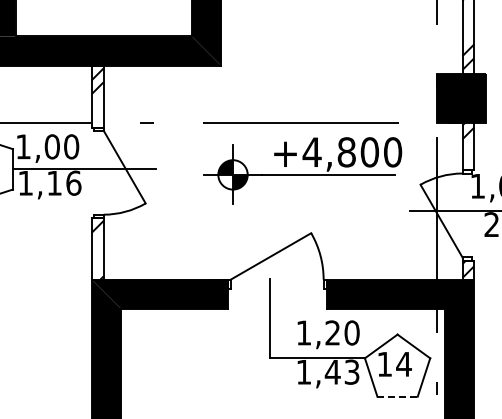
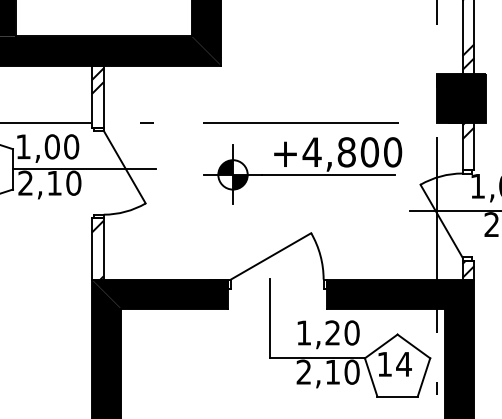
text: 1,16 -> 2,10 (49, 182)
text: 1,43 -> 2,10 (327, 371)
line: dashed -> solid (398, 396)
